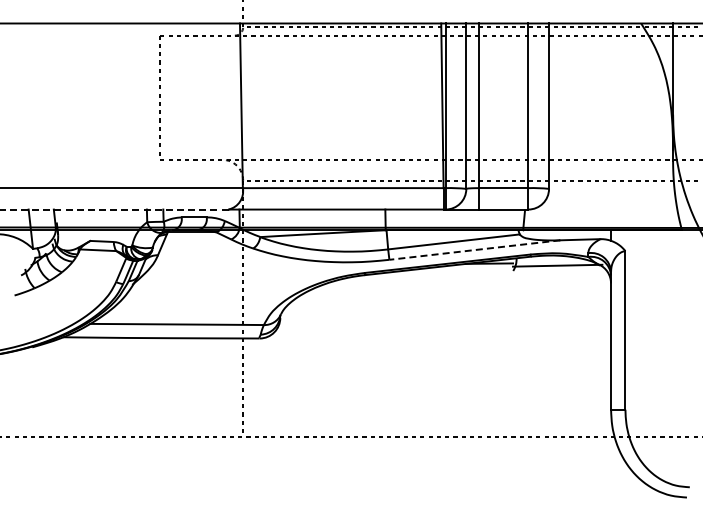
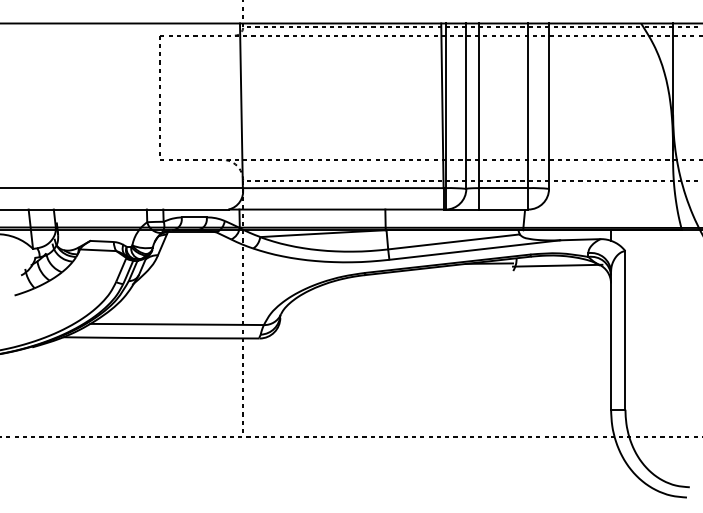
line: dashed -> solid (114, 209)
line: dashed -> solid (474, 250)
